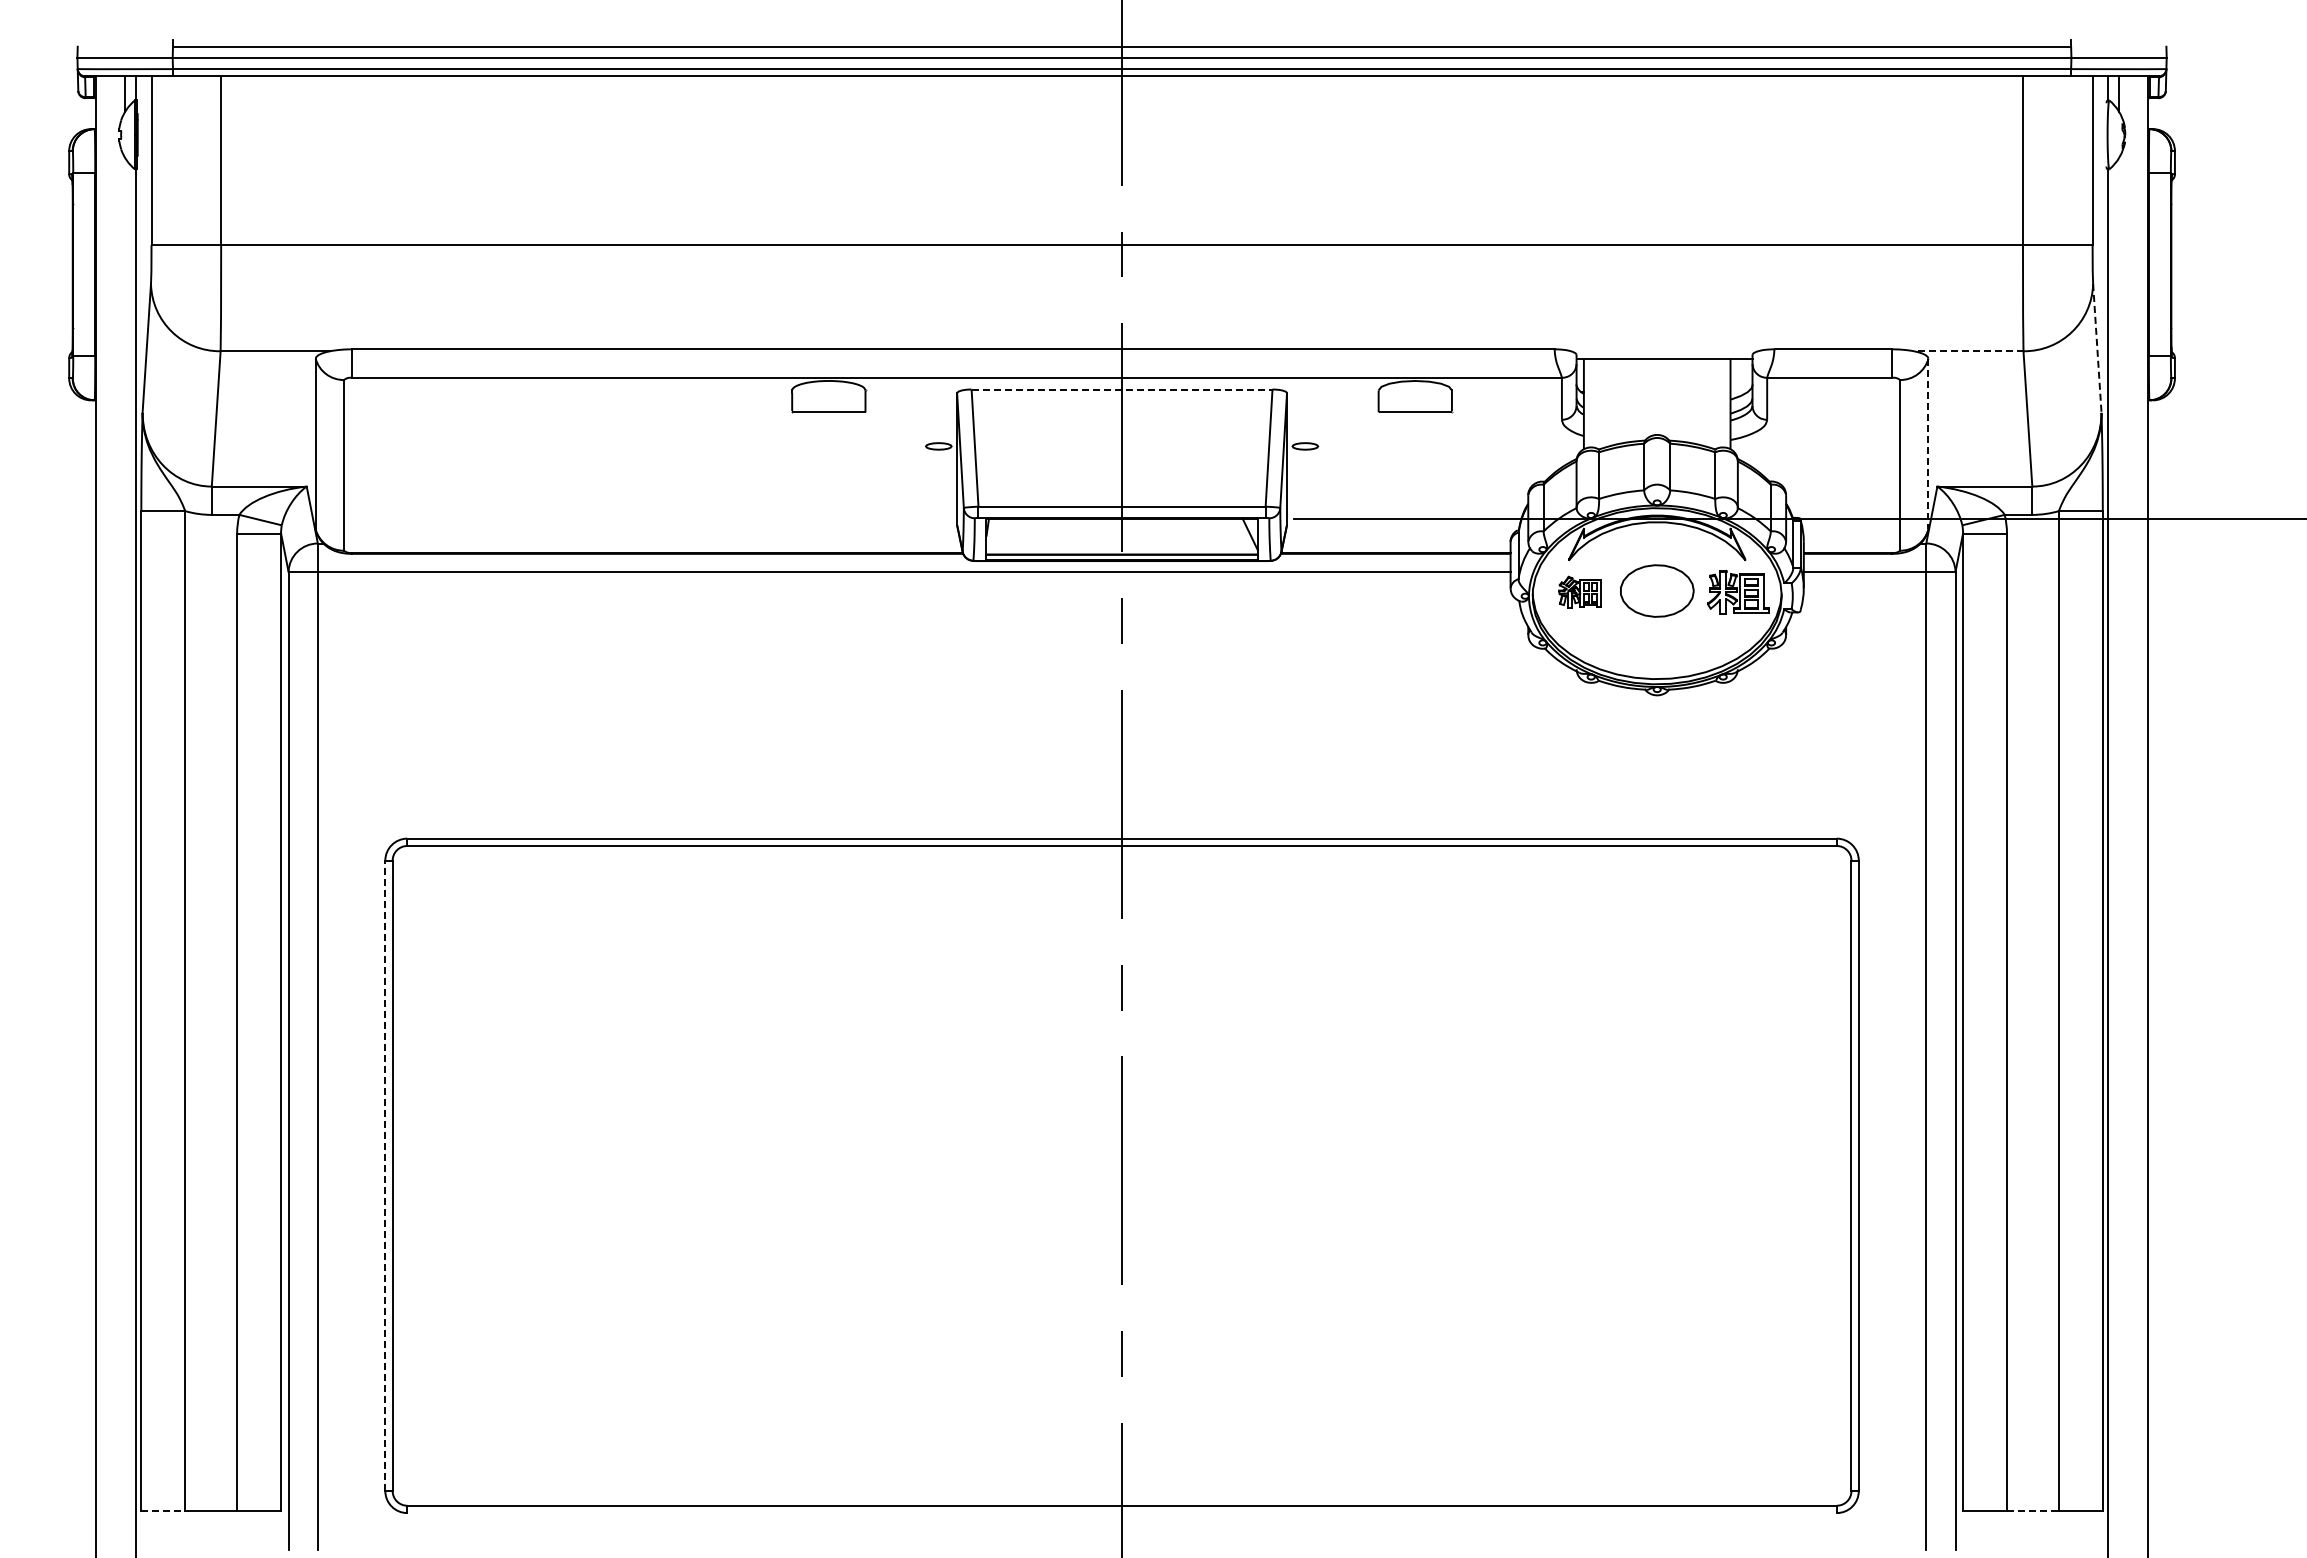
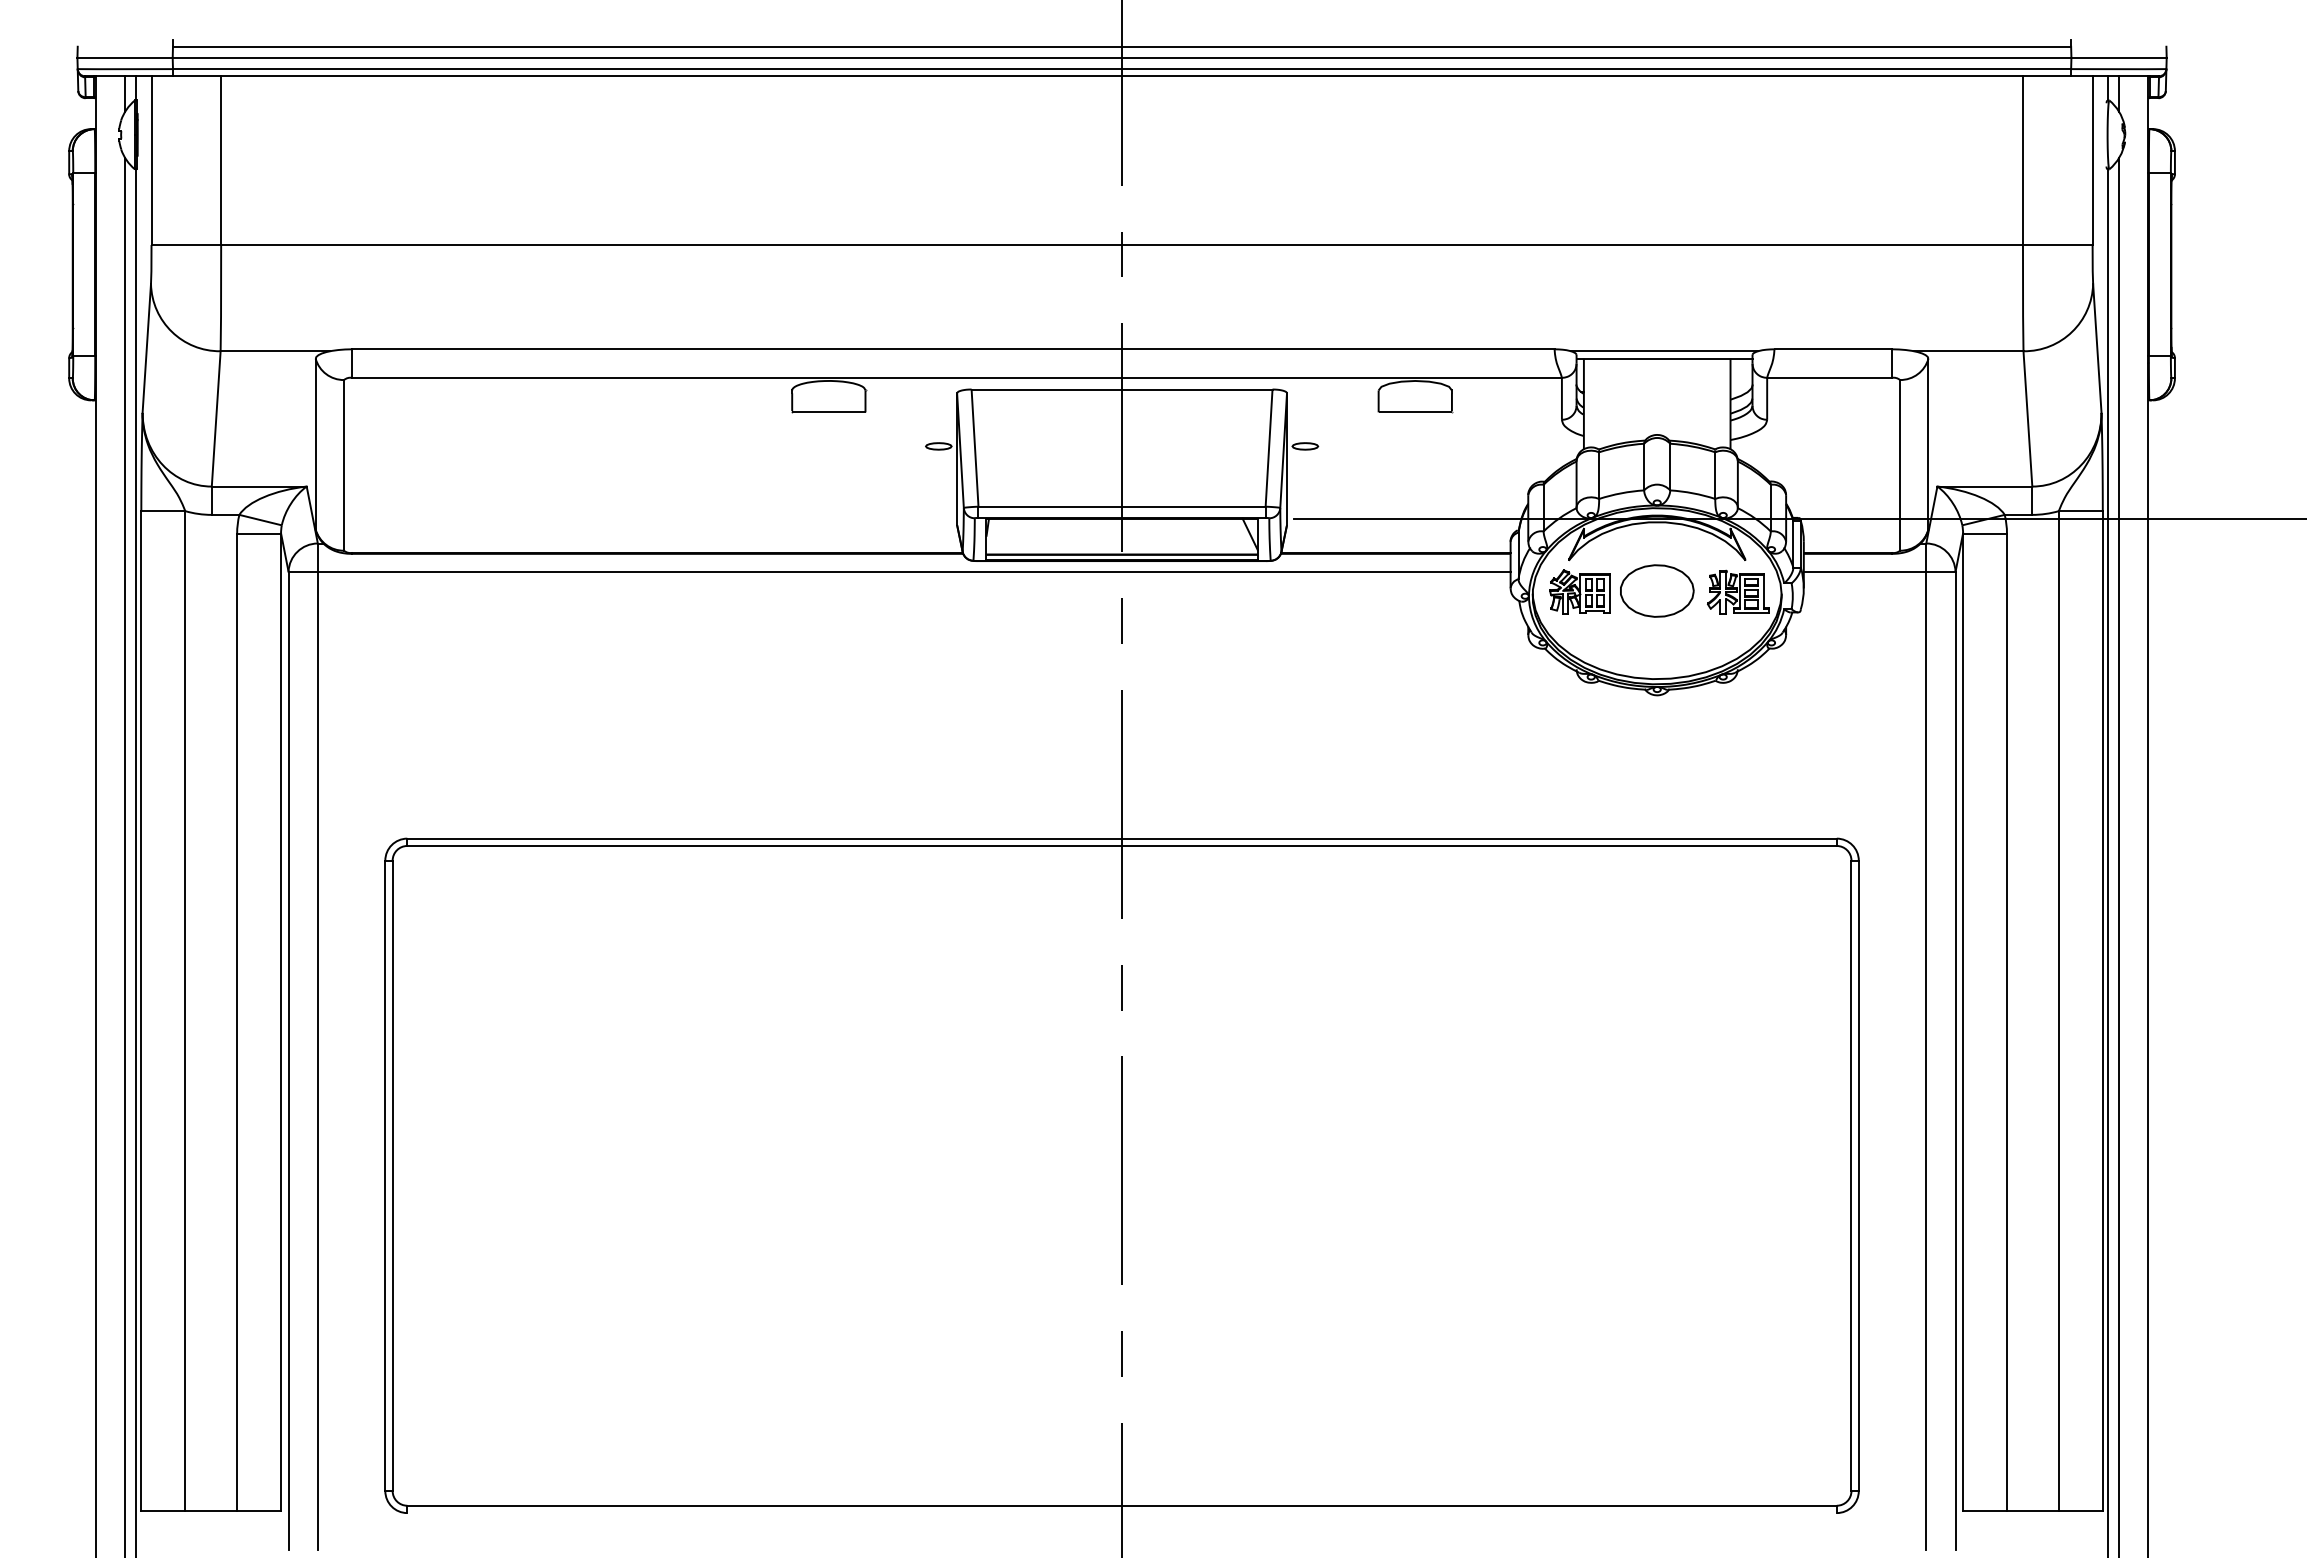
line: dashed -> solid (2097, 348)
line: none -> present (1664, 351)
line: dashed -> solid (1968, 351)
line: dashed -> solid (1122, 389)
line: dashed -> solid (1928, 444)
part size: 44x34 px -> 62x46 px (1579, 591)
line: none -> present (125, 855)
line: none -> present (2119, 856)
line: dashed -> solid (385, 1175)
line: dashed -> solid (163, 1511)
line: dashed -> solid (2032, 1511)
